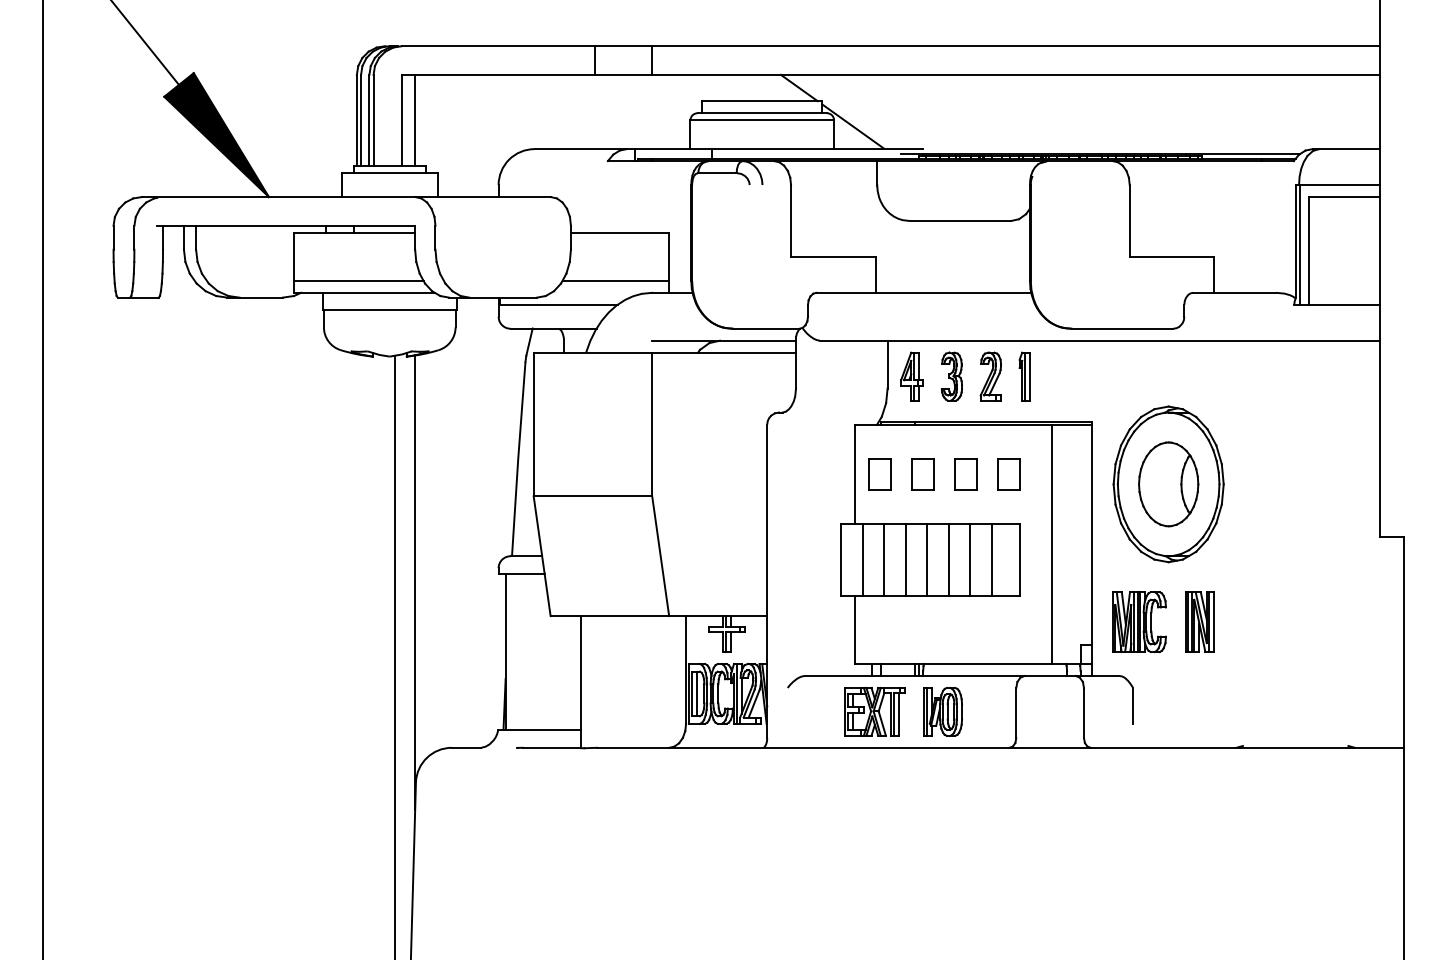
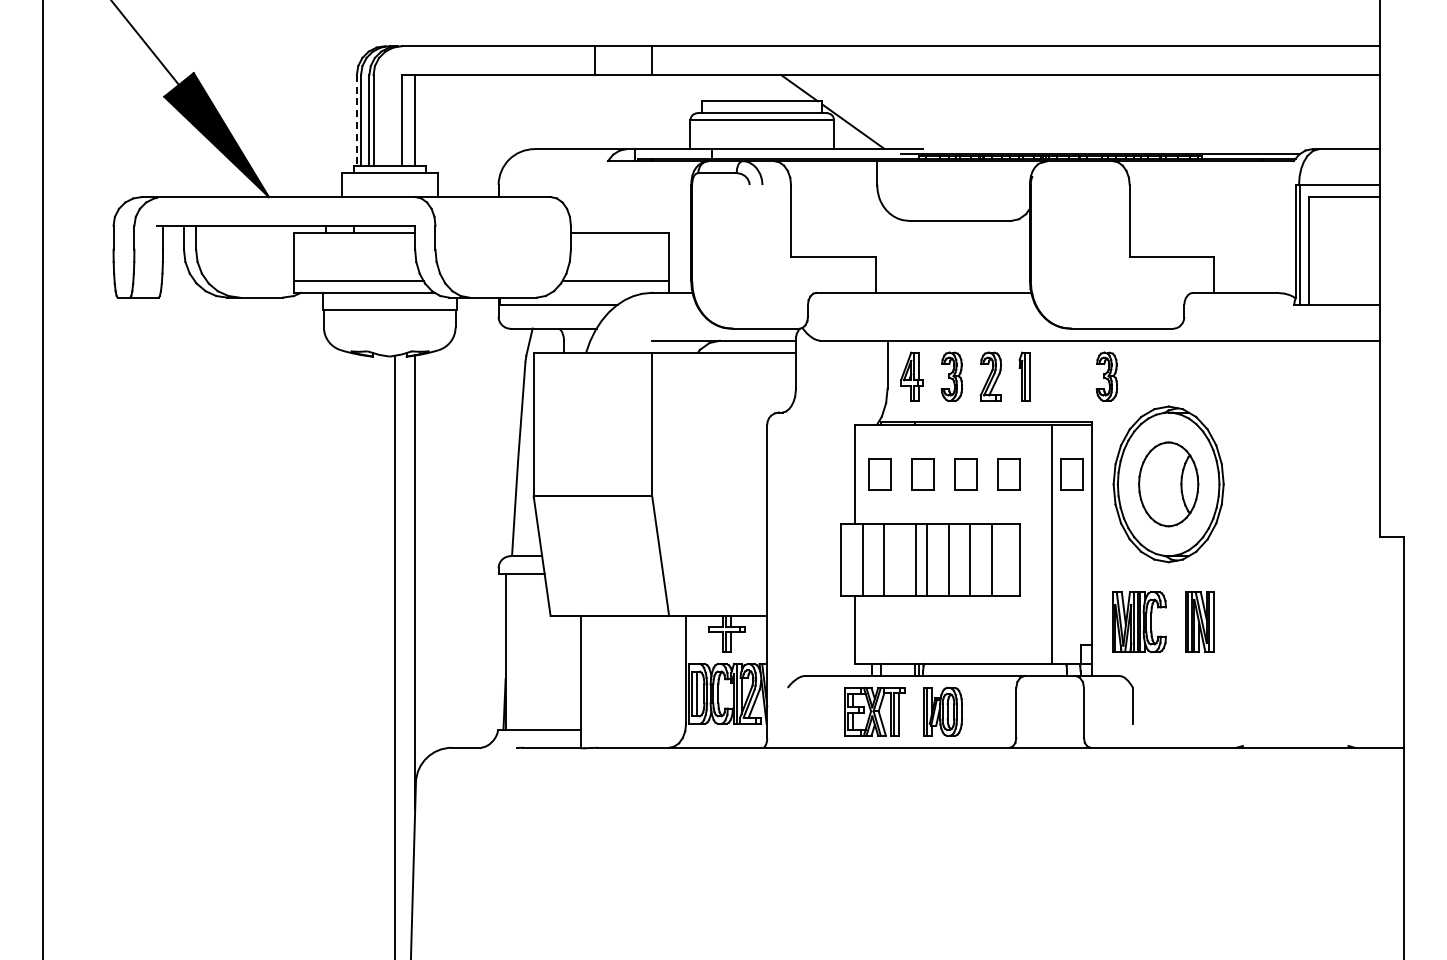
line: solid -> dashed (356, 120)
part: none -> present (1106, 376)
part: none -> present (1071, 474)
line position: (905, 559) -> (915, 559) (915, 559)
